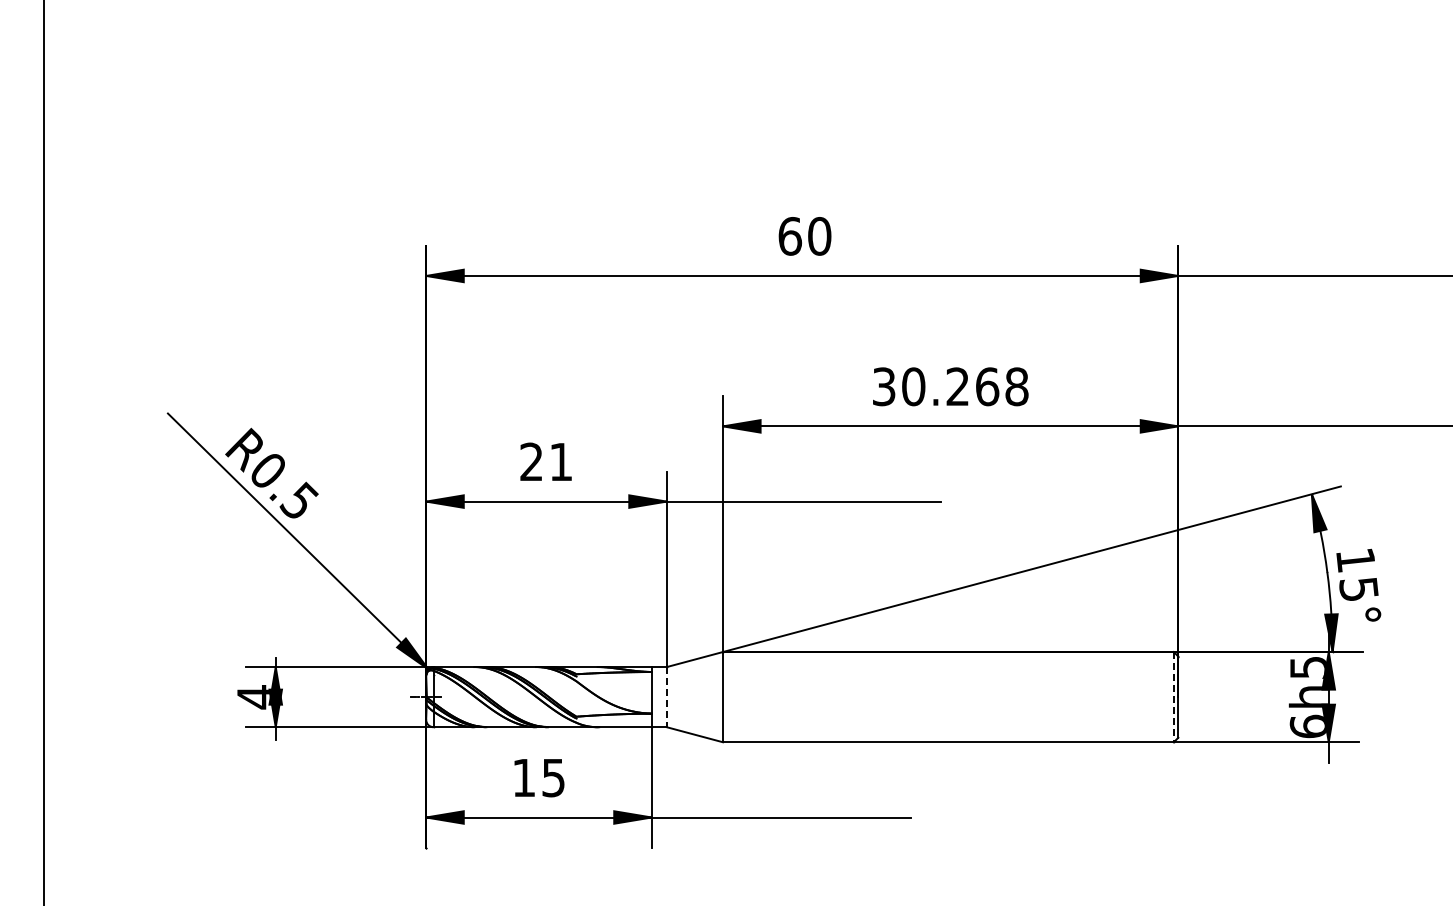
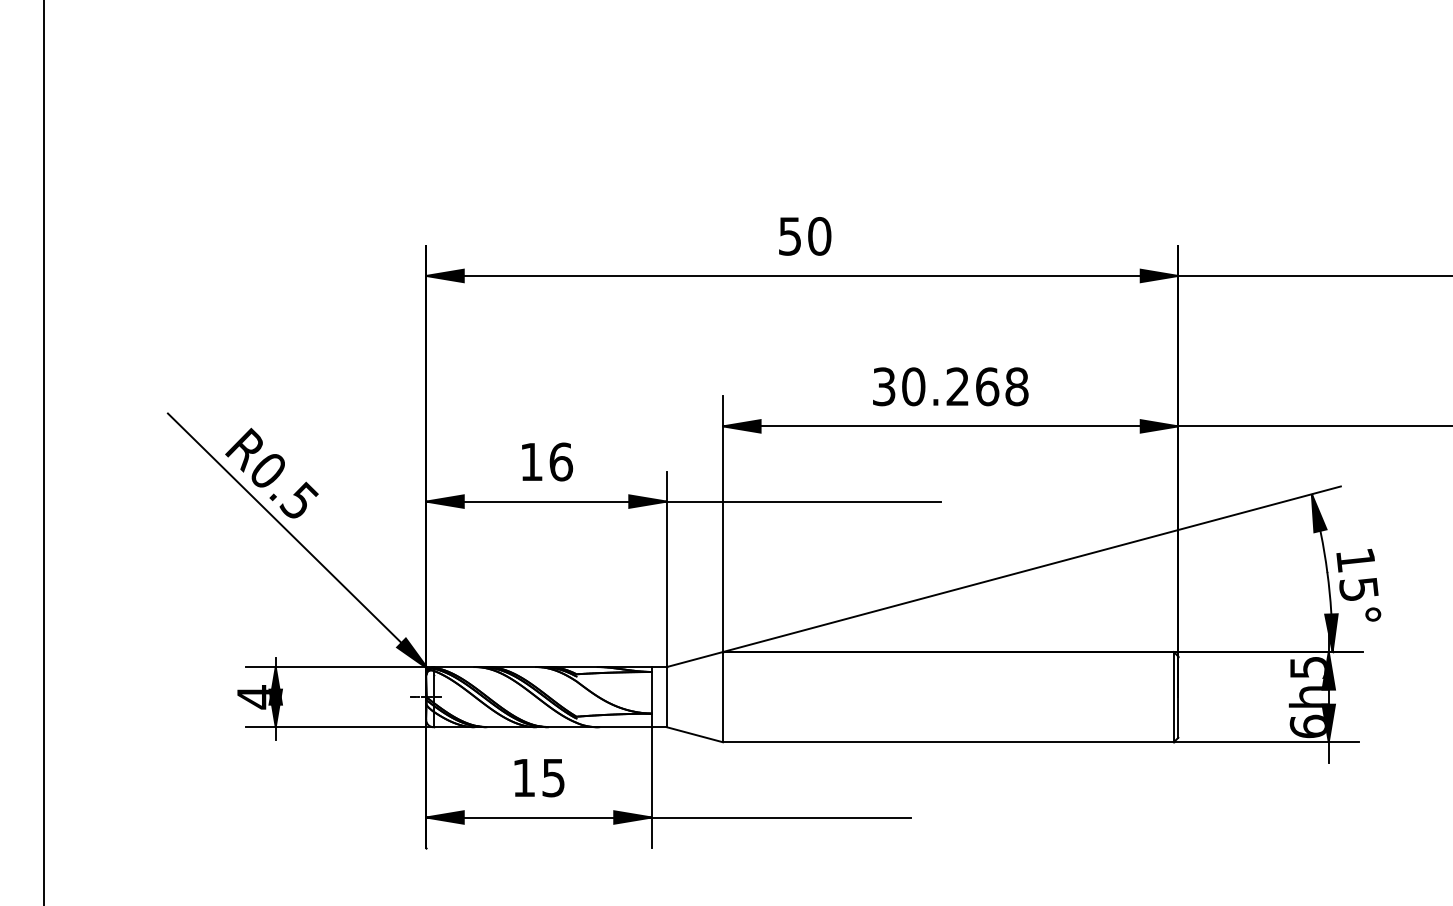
text: 60 -> 50 (790, 236)
text: 21 -> 16 (546, 461)
line: dashed -> solid (666, 697)
line: dashed -> solid (1173, 697)
